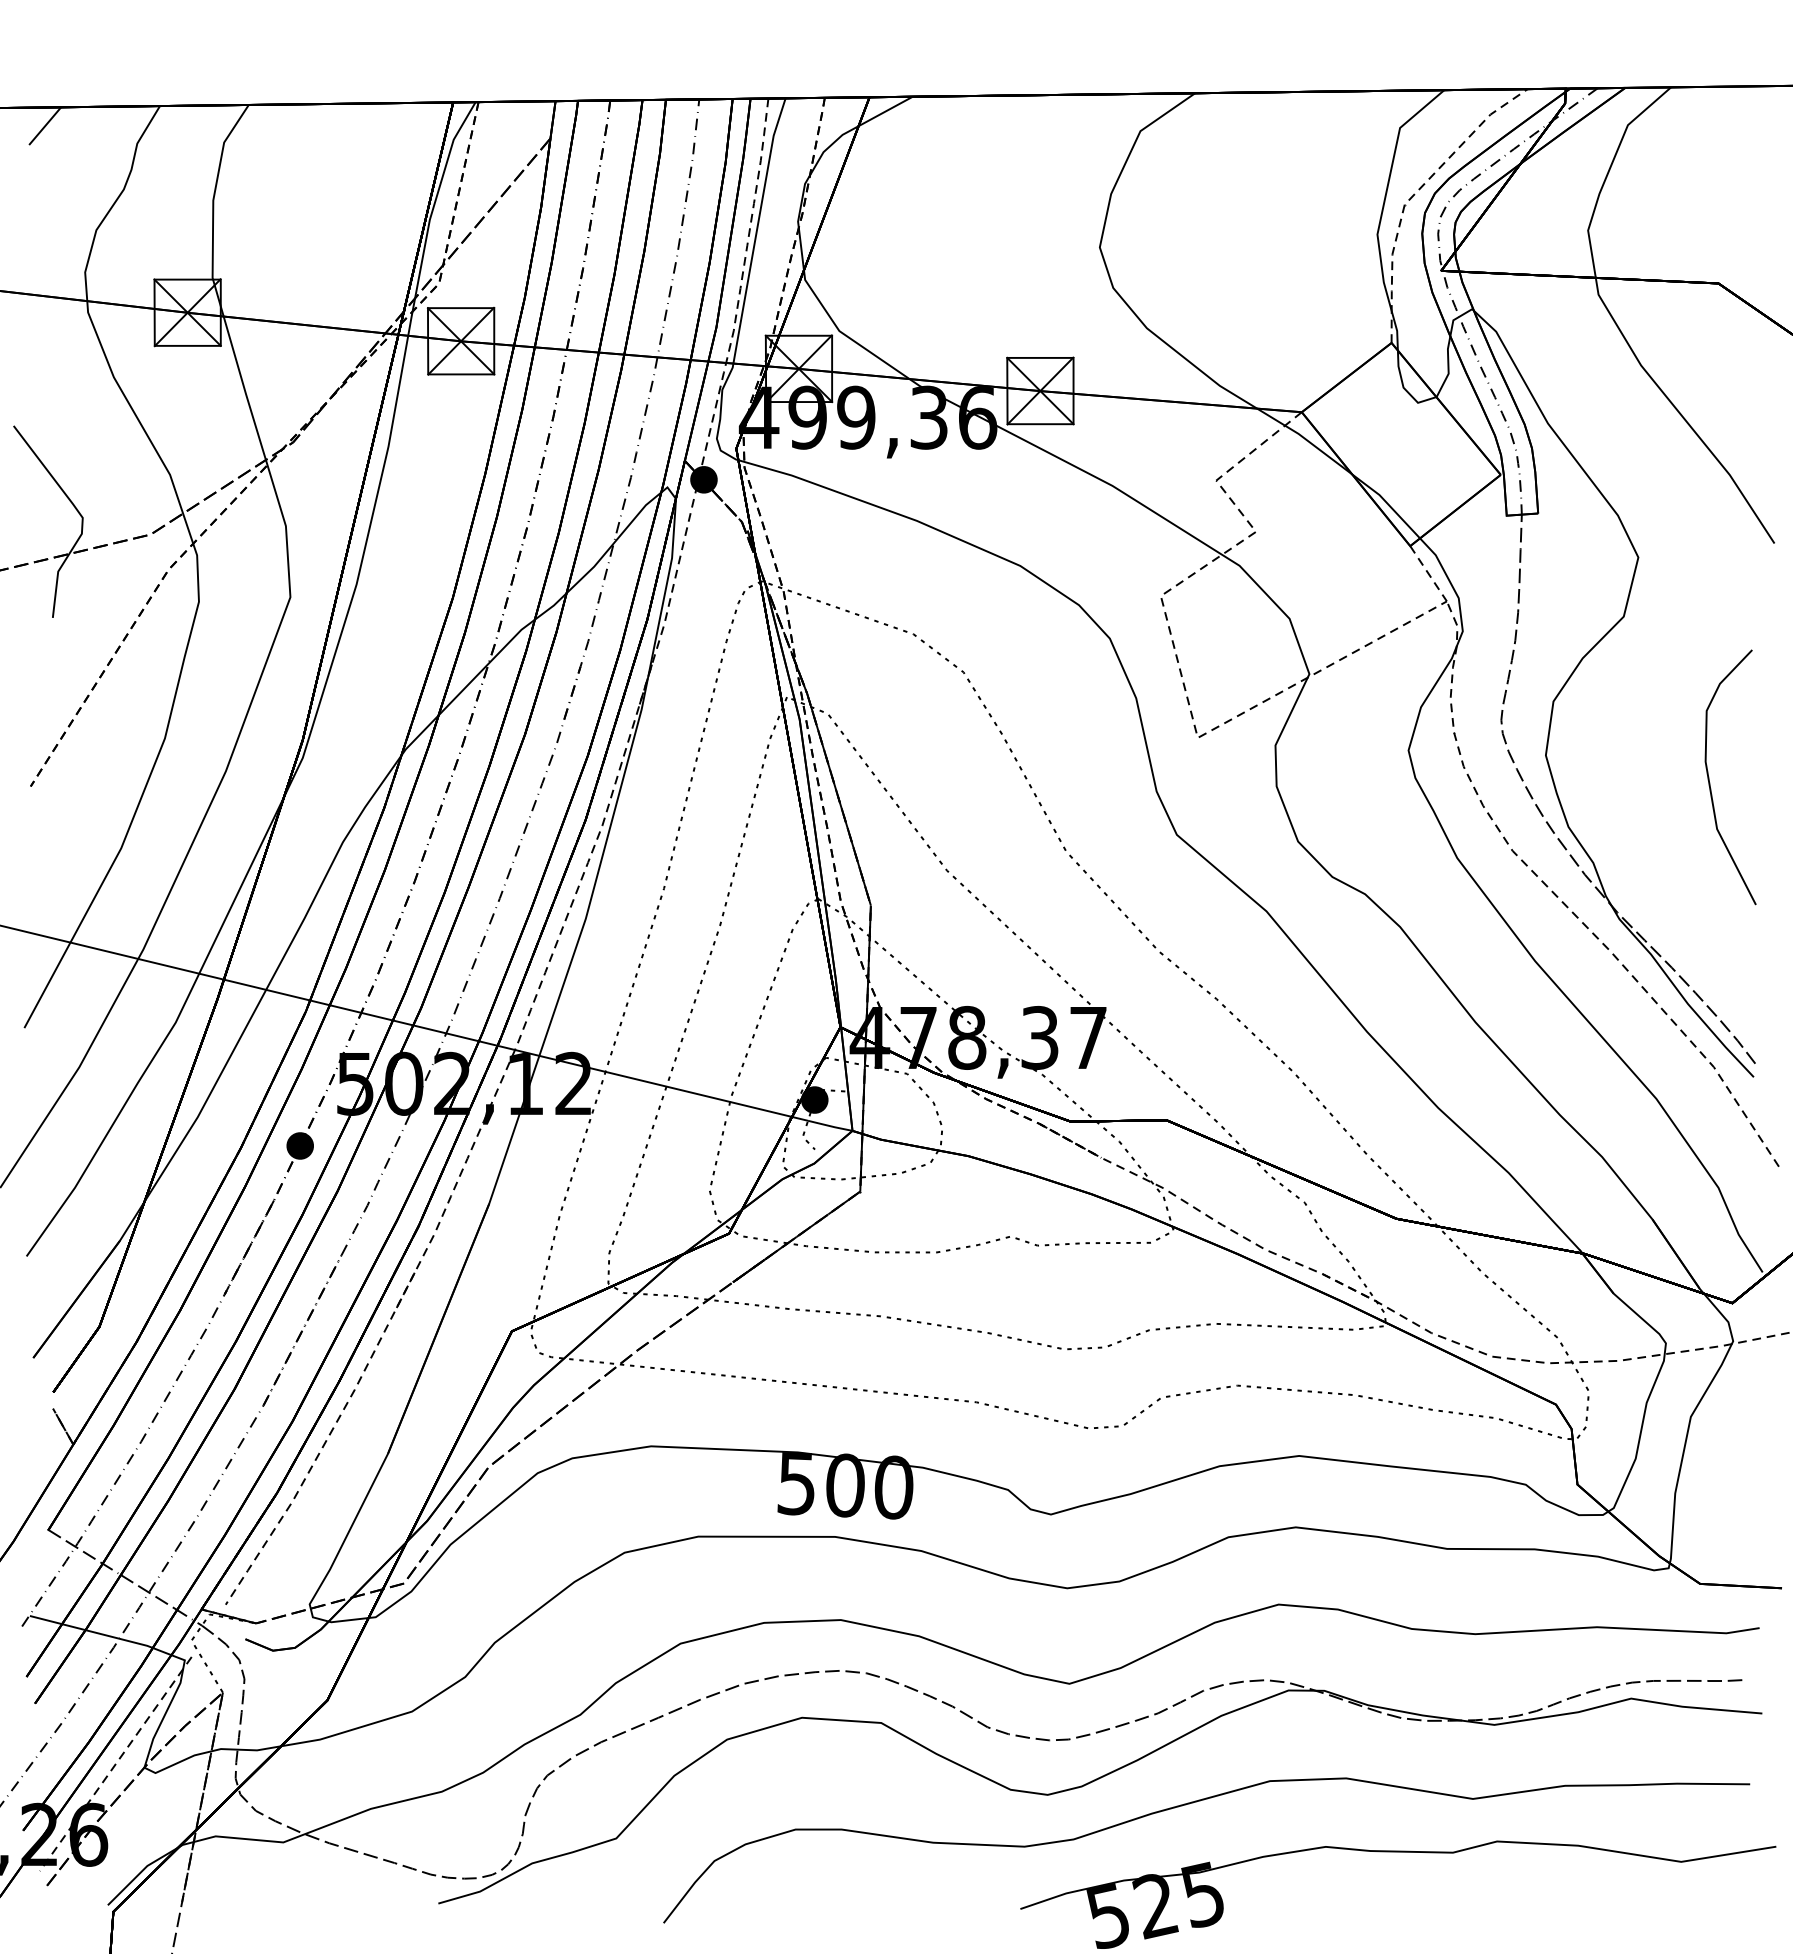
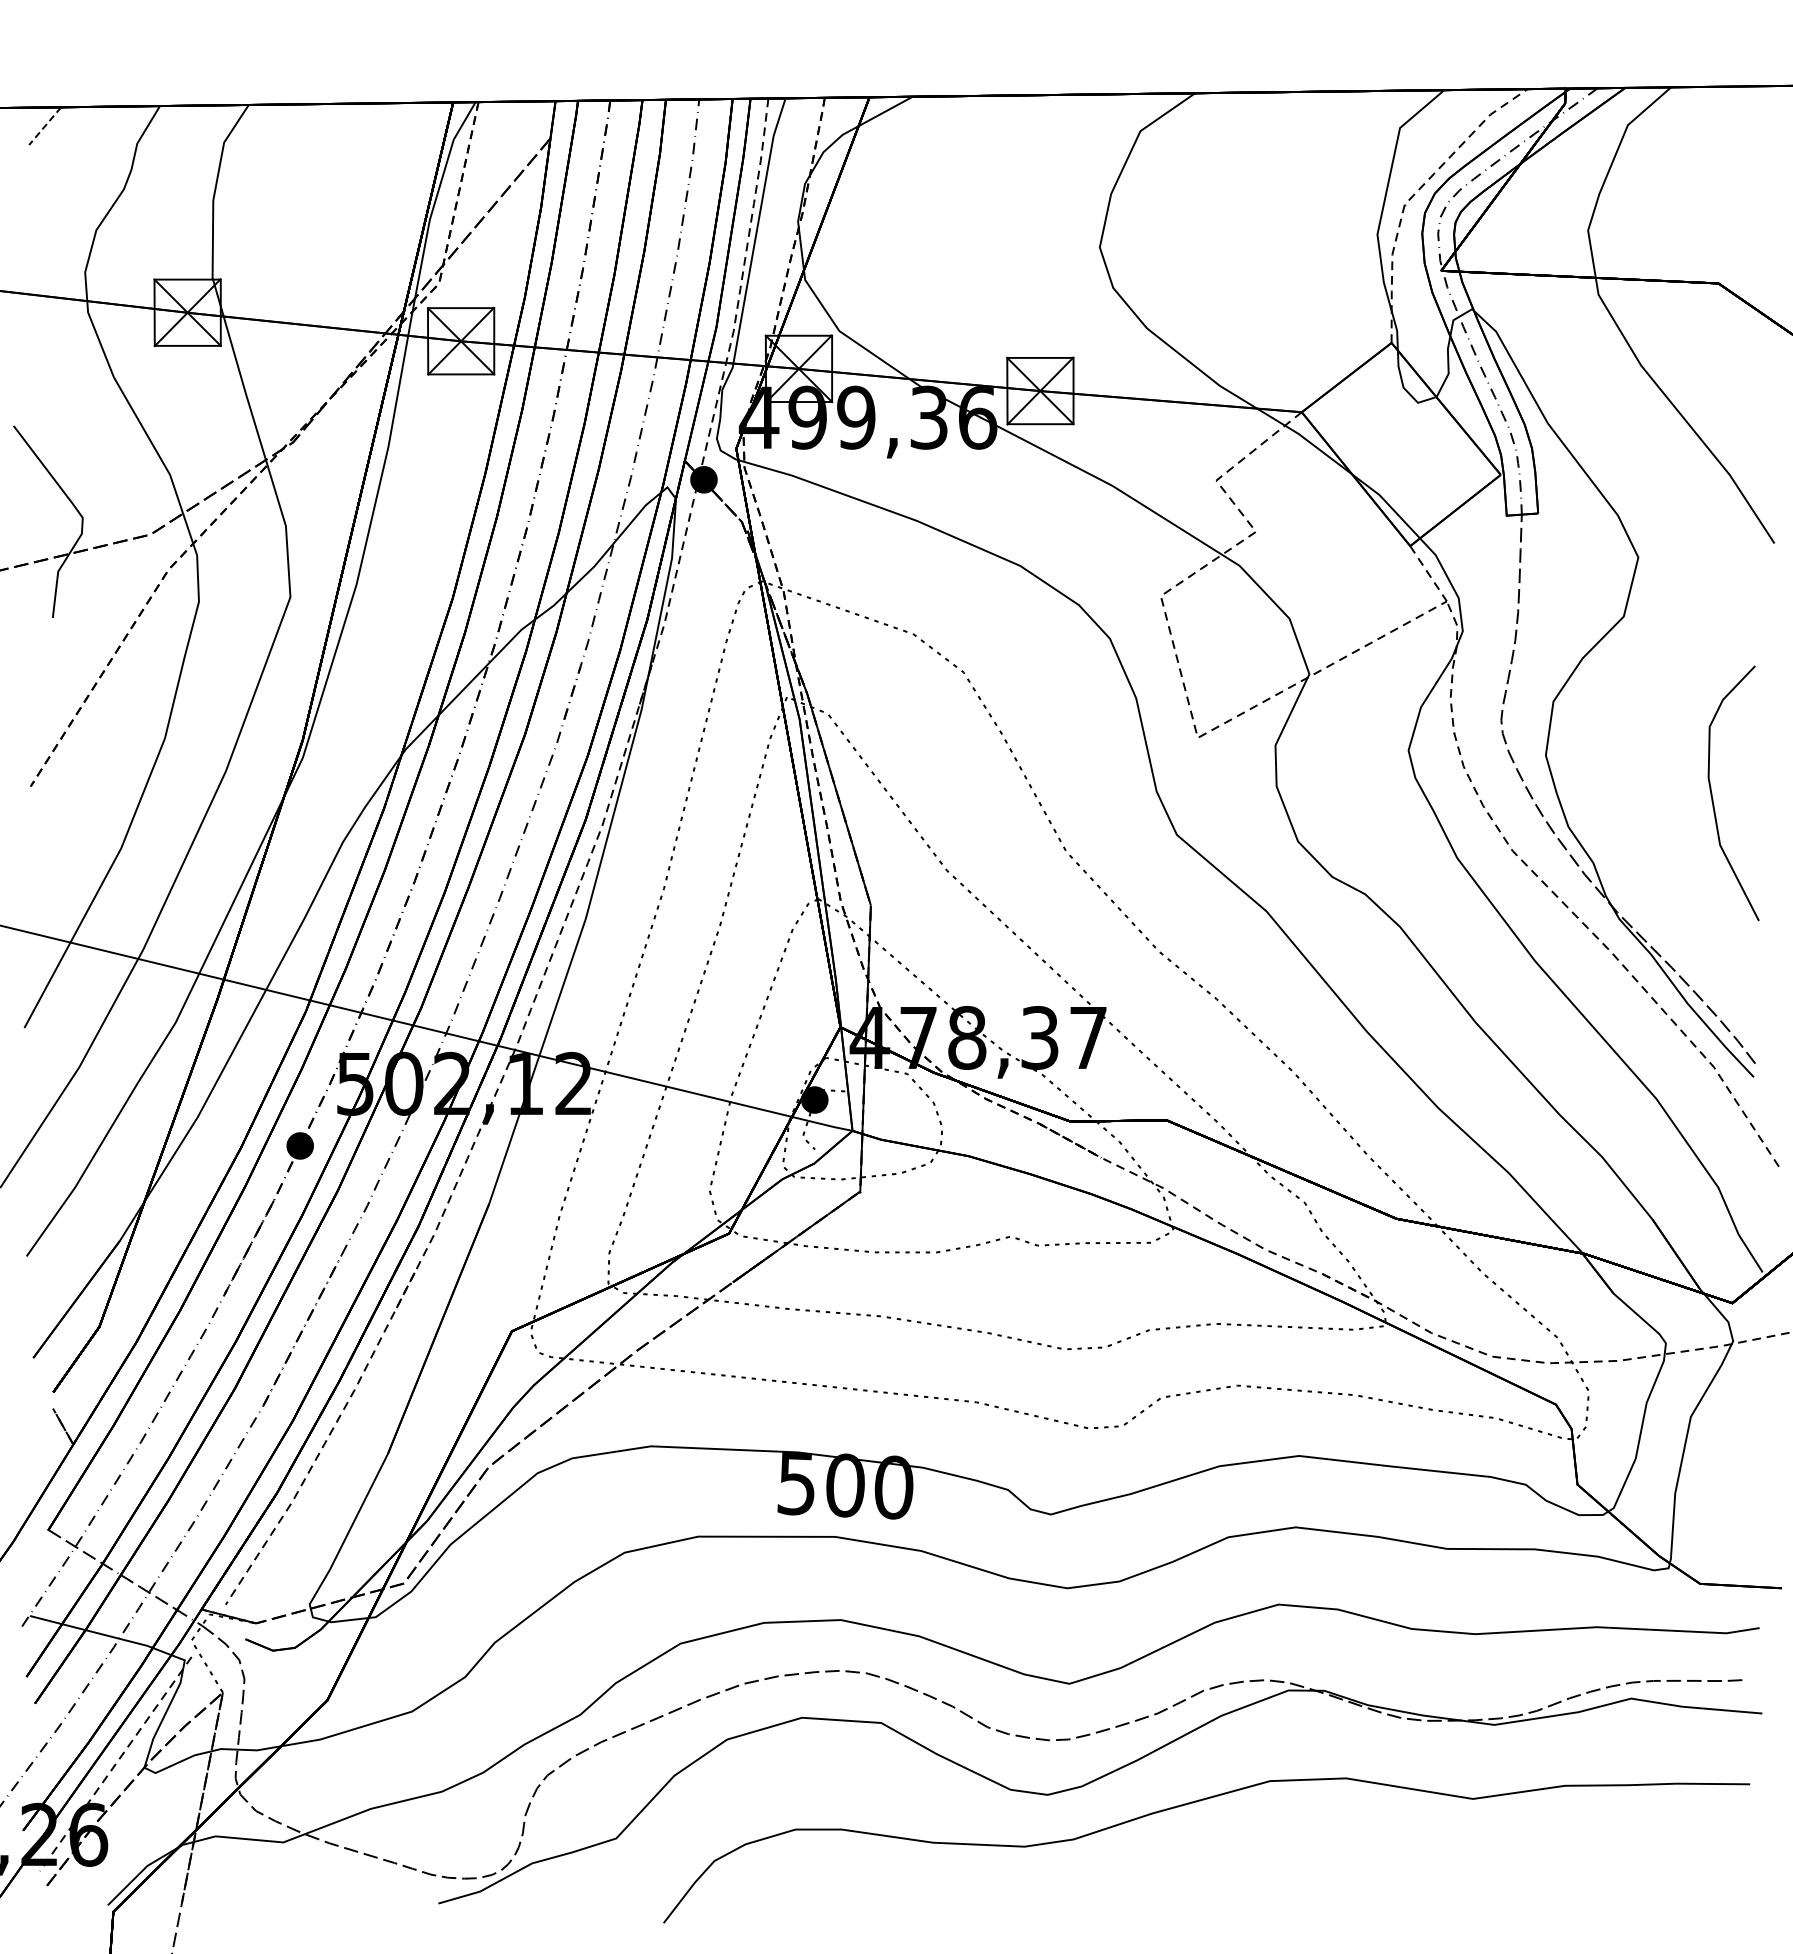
line: solid -> dashed (45, 126)
curve position: (1710, 782) -> (1713, 798) (1713, 798)
part: present -> none (1398, 1852)
